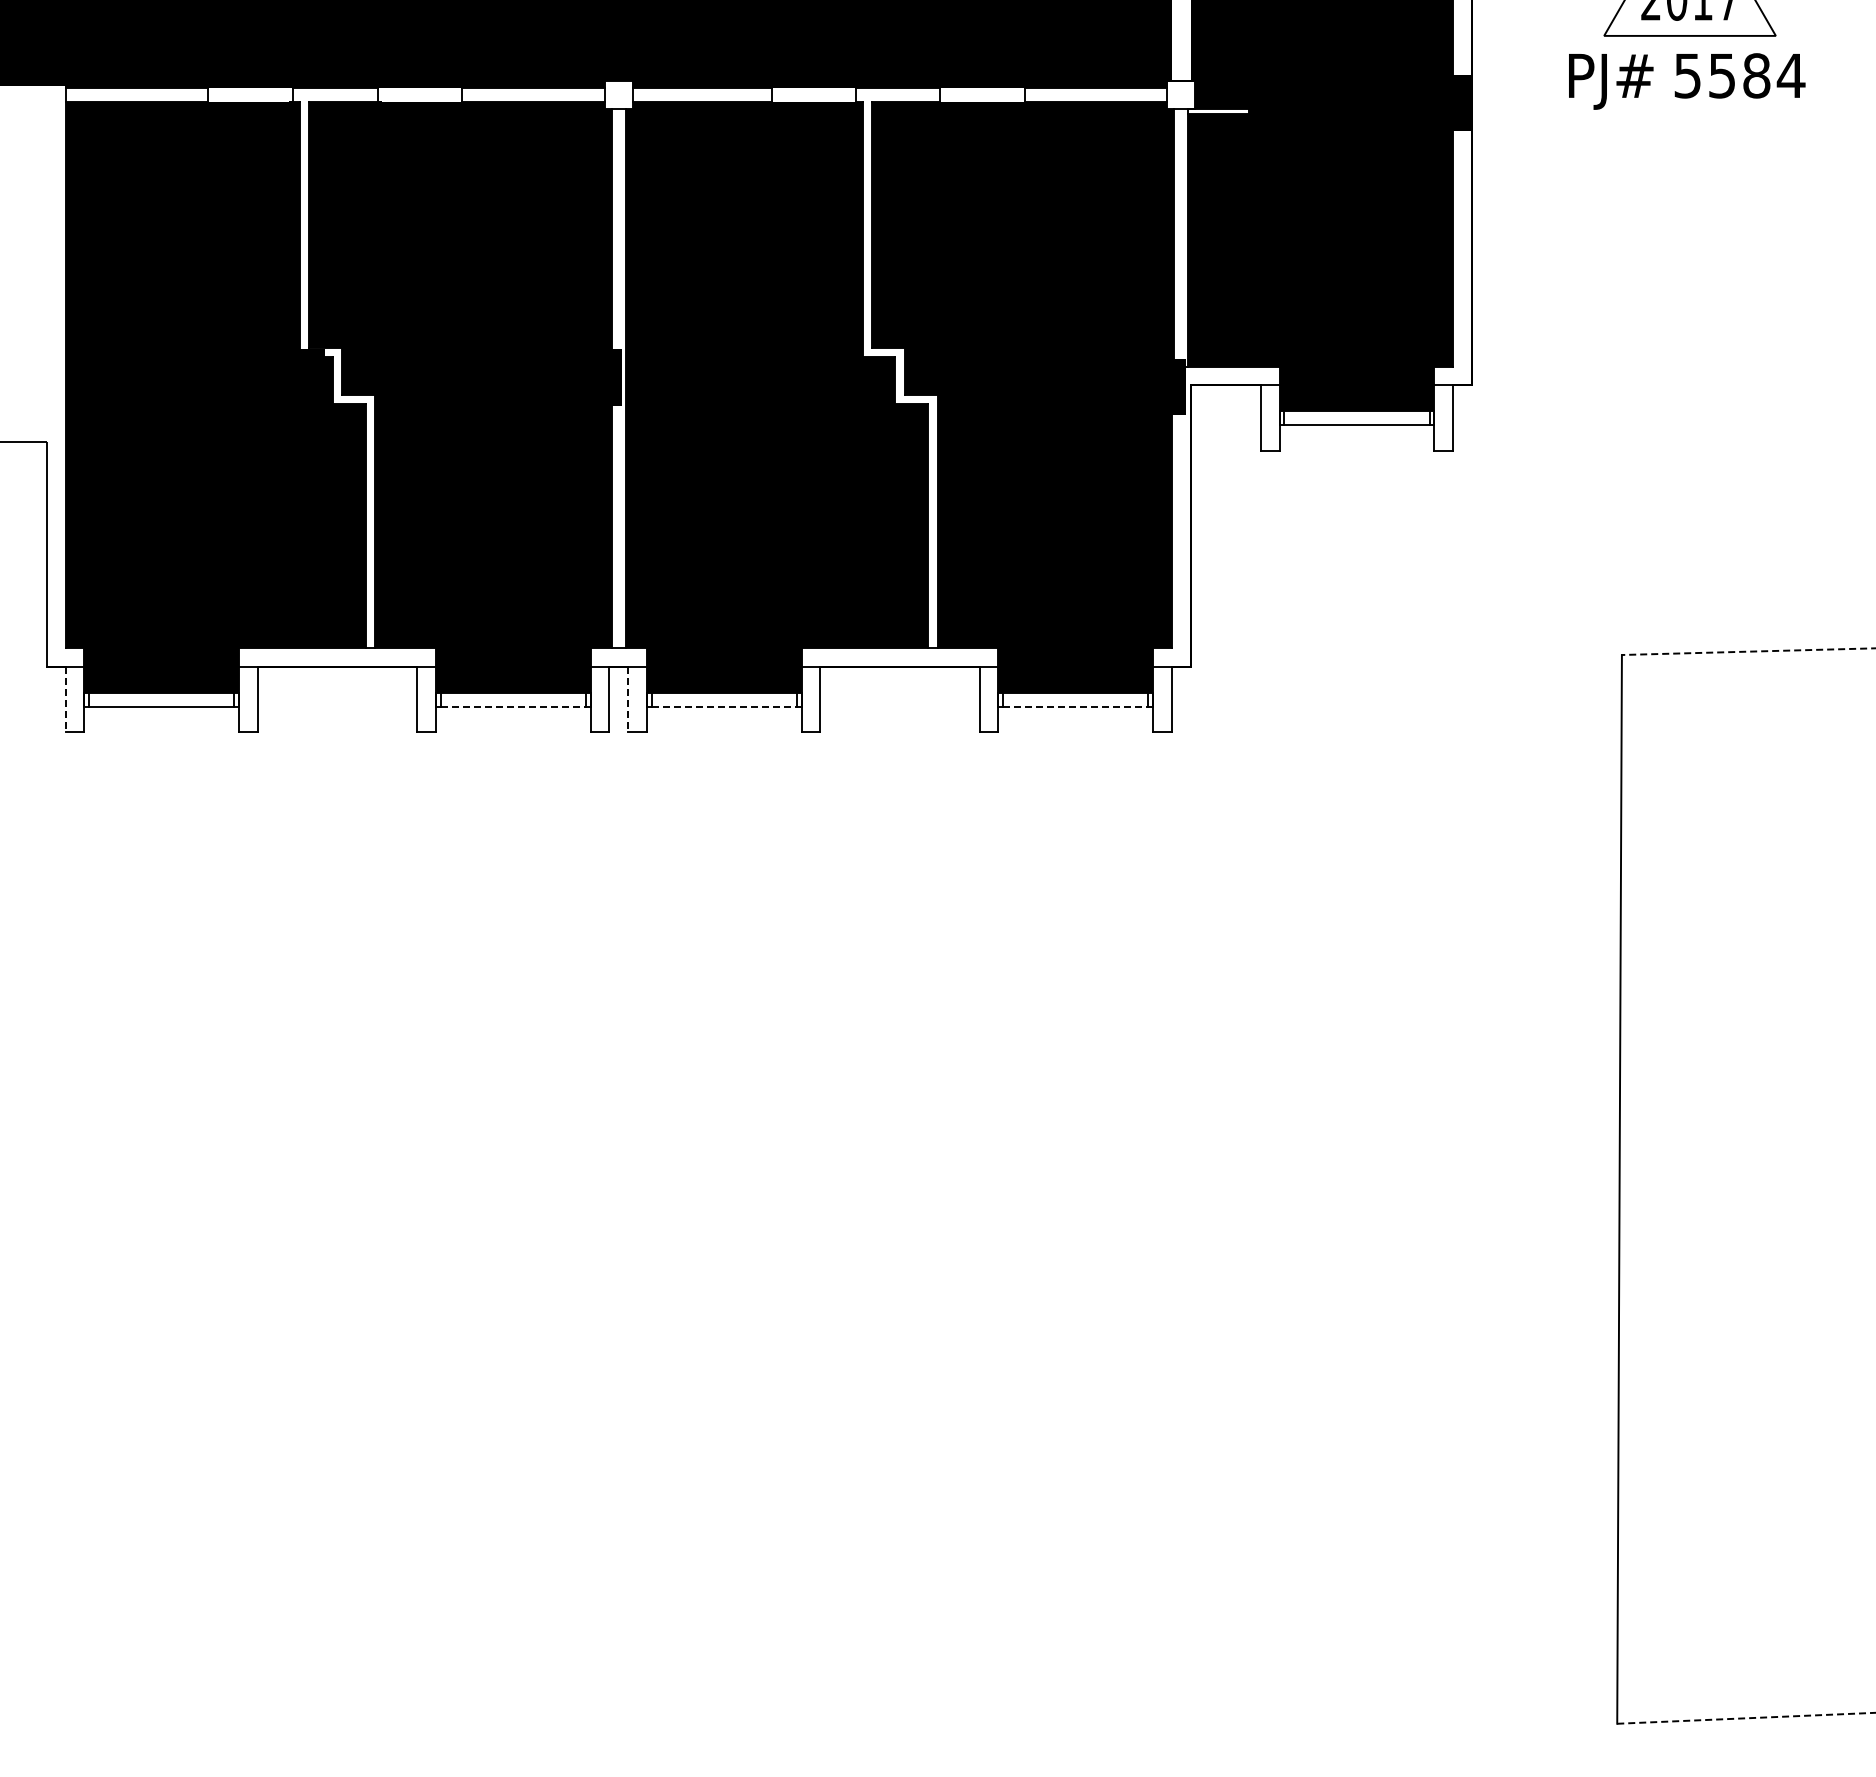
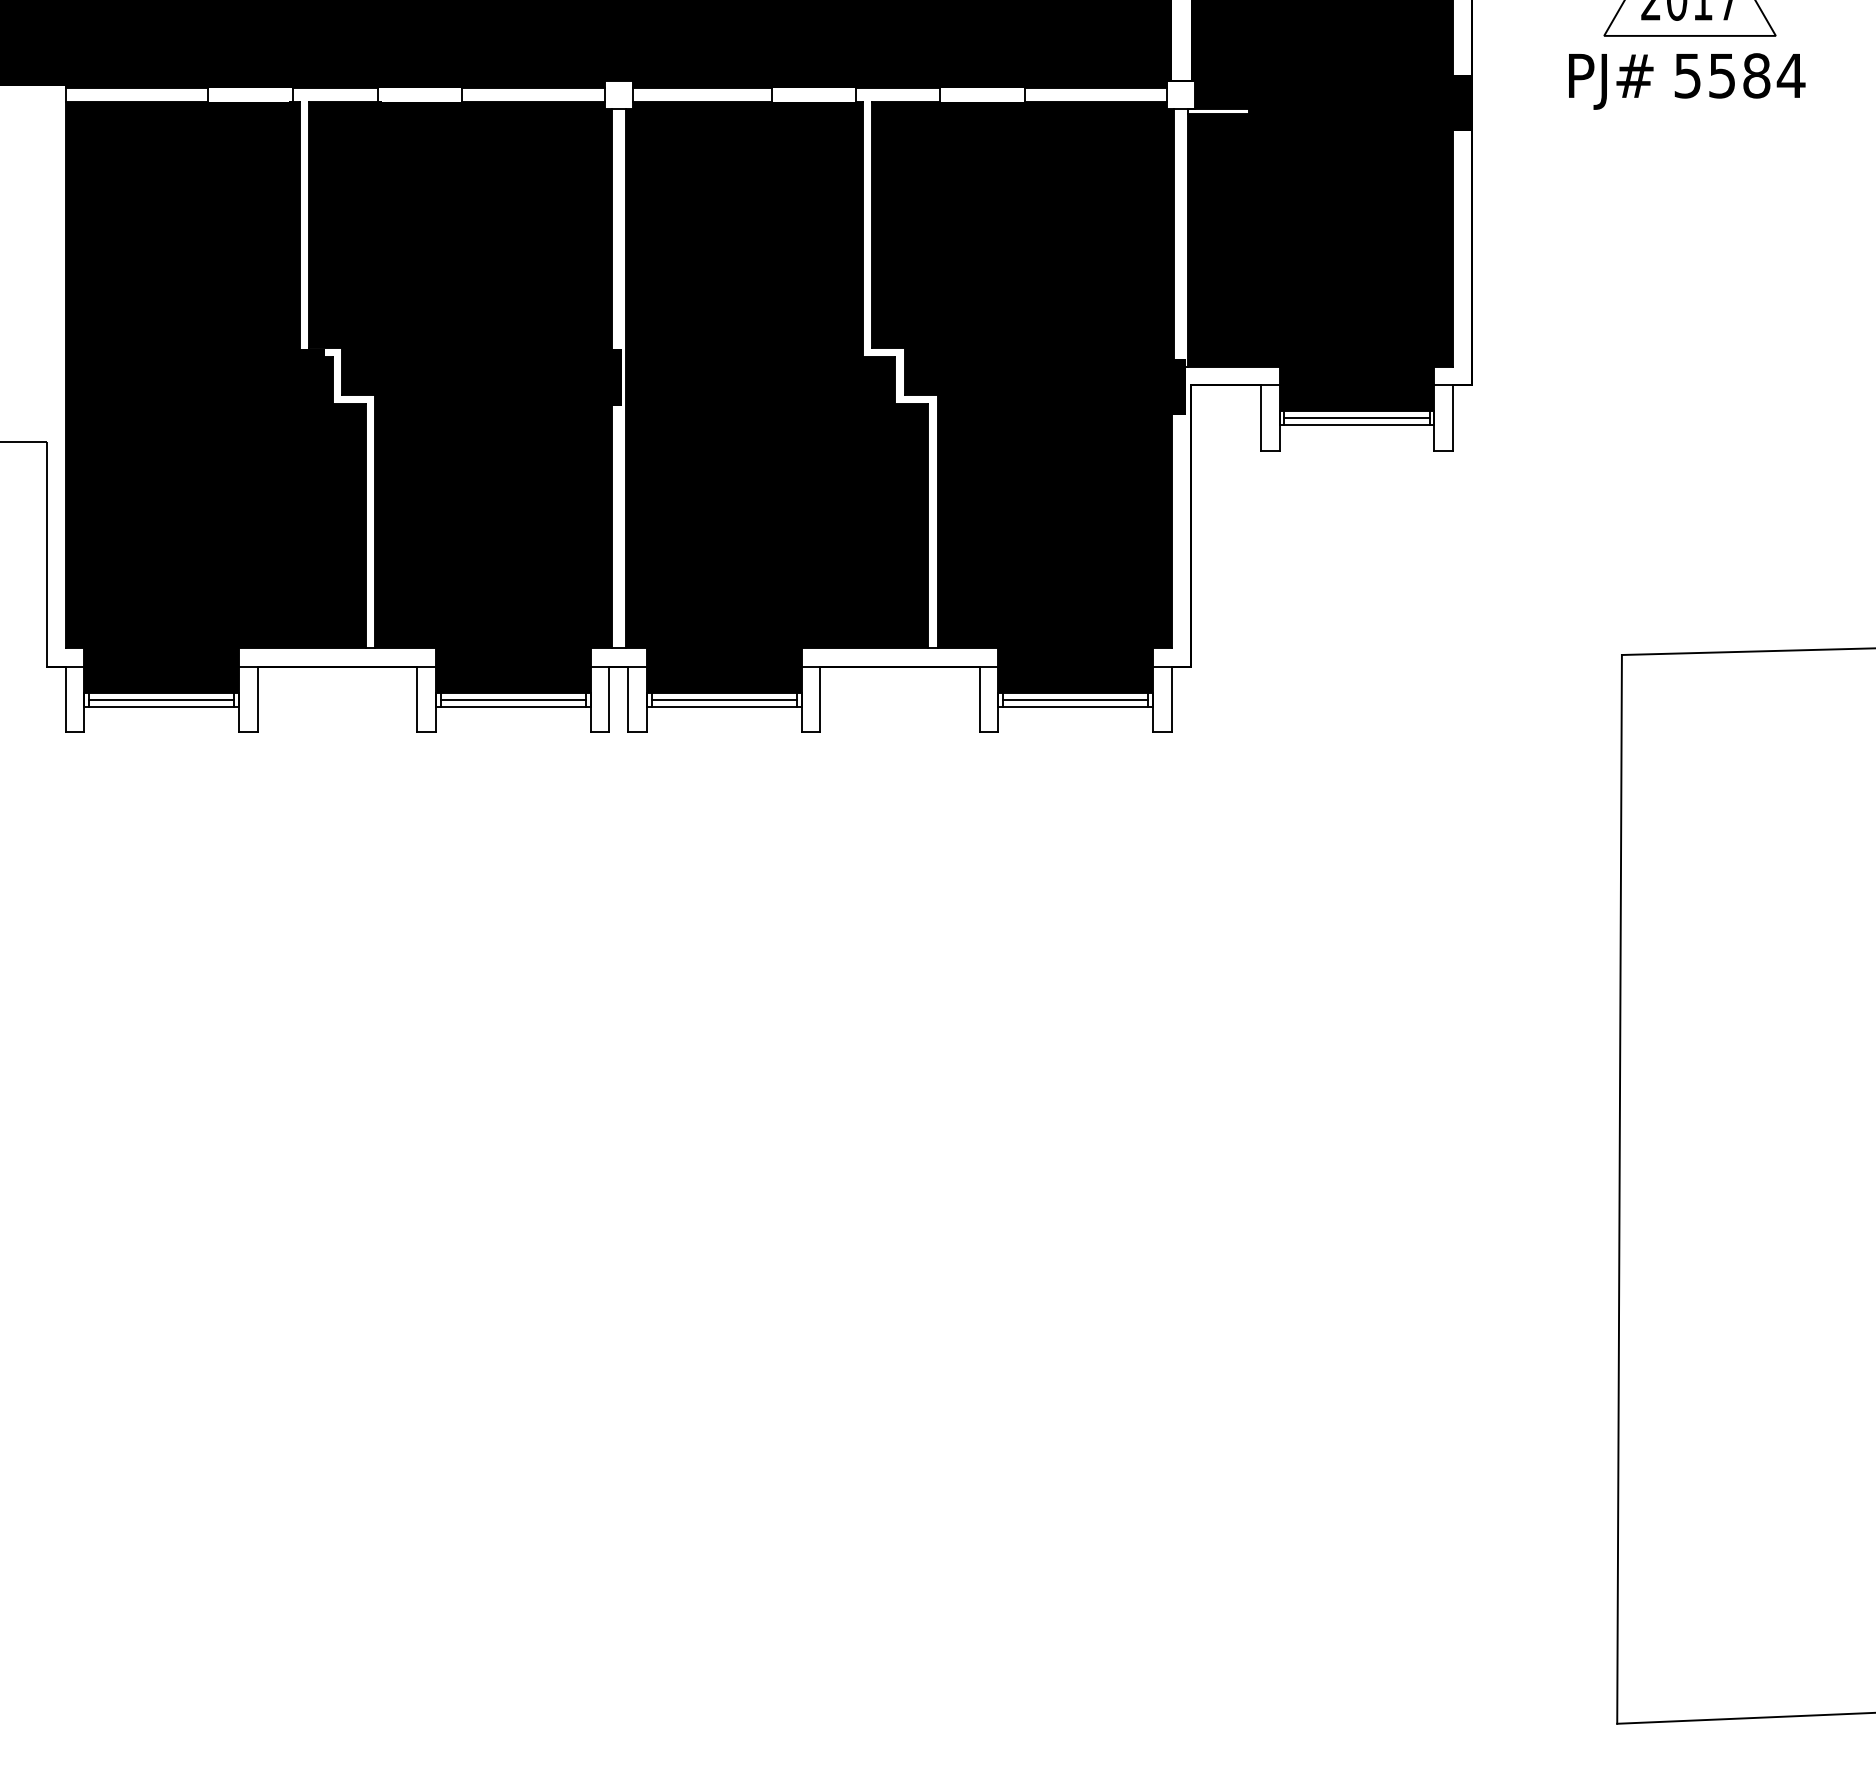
line: none -> present (1356, 418)
line: dashed -> solid (1748, 651)
line: dashed -> solid (65, 699)
line: none -> present (161, 699)
line: none -> present (512, 699)
line: dashed -> solid (628, 699)
line: none -> present (723, 699)
line: none -> present (1075, 699)
line: dashed -> solid (513, 706)
line: dashed -> solid (724, 706)
line: dashed -> solid (1075, 706)
line: dashed -> solid (1747, 1718)
